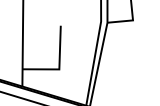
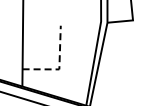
line: solid -> dashed (59, 66)
